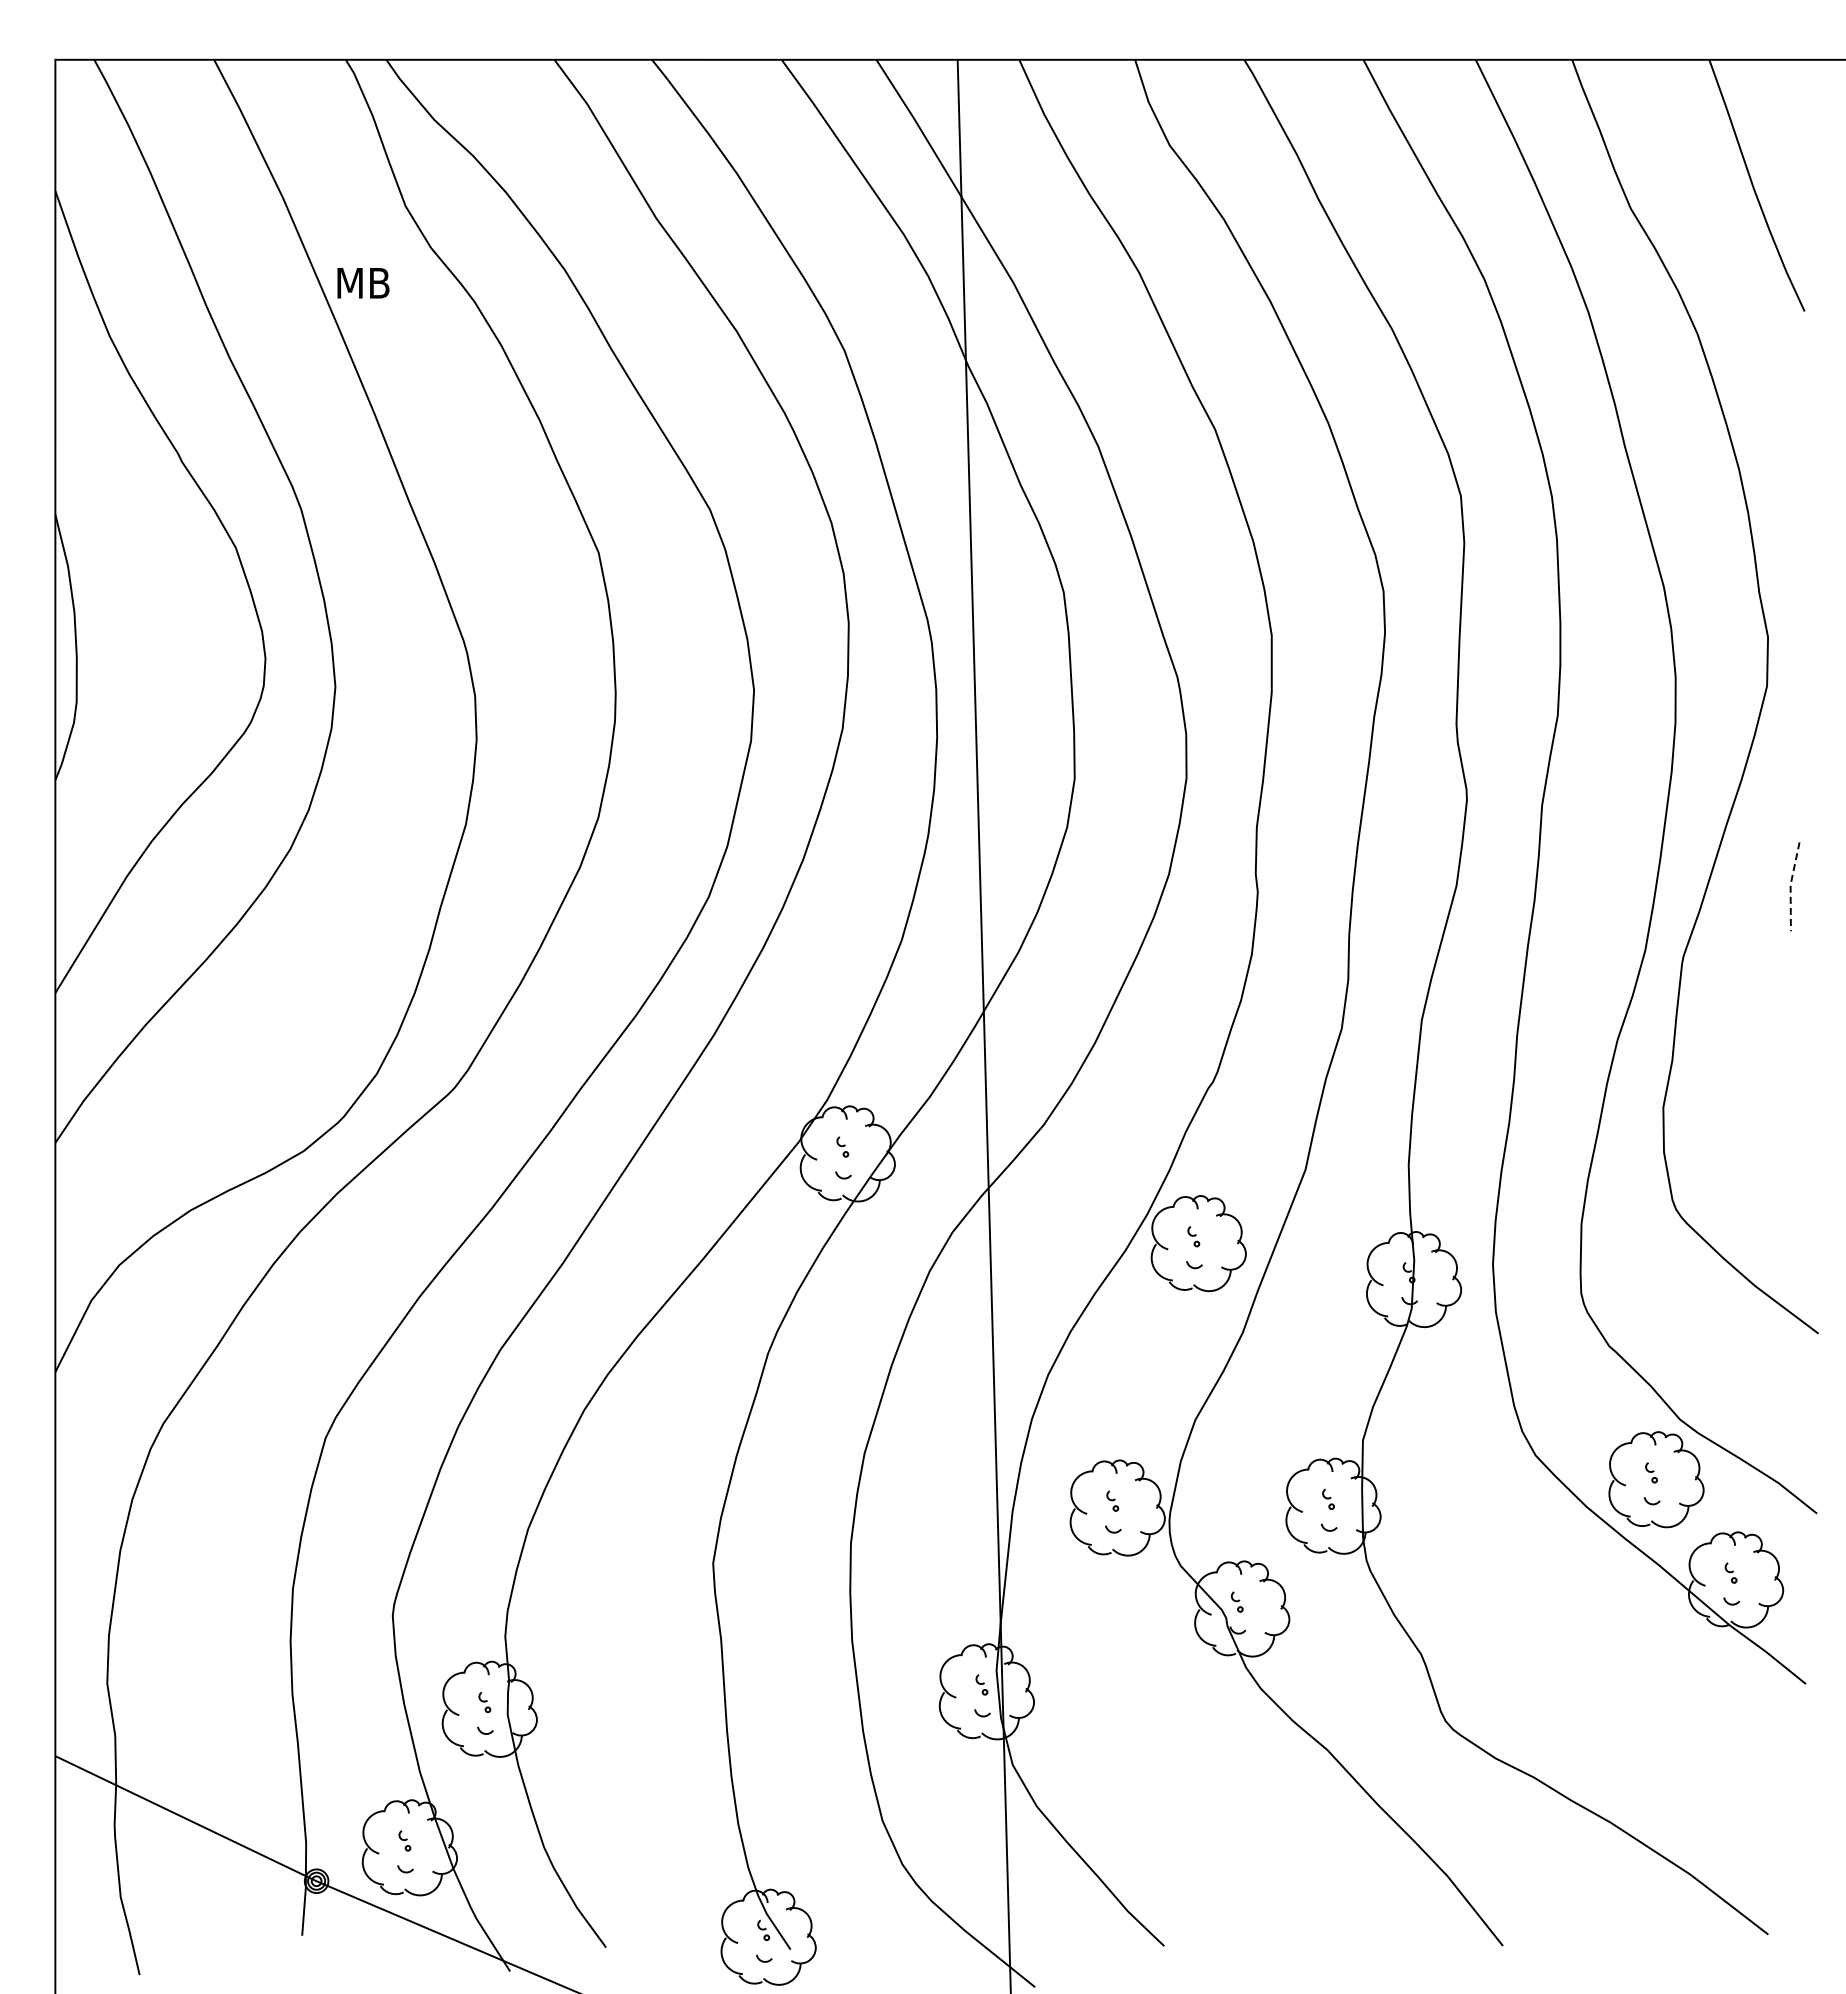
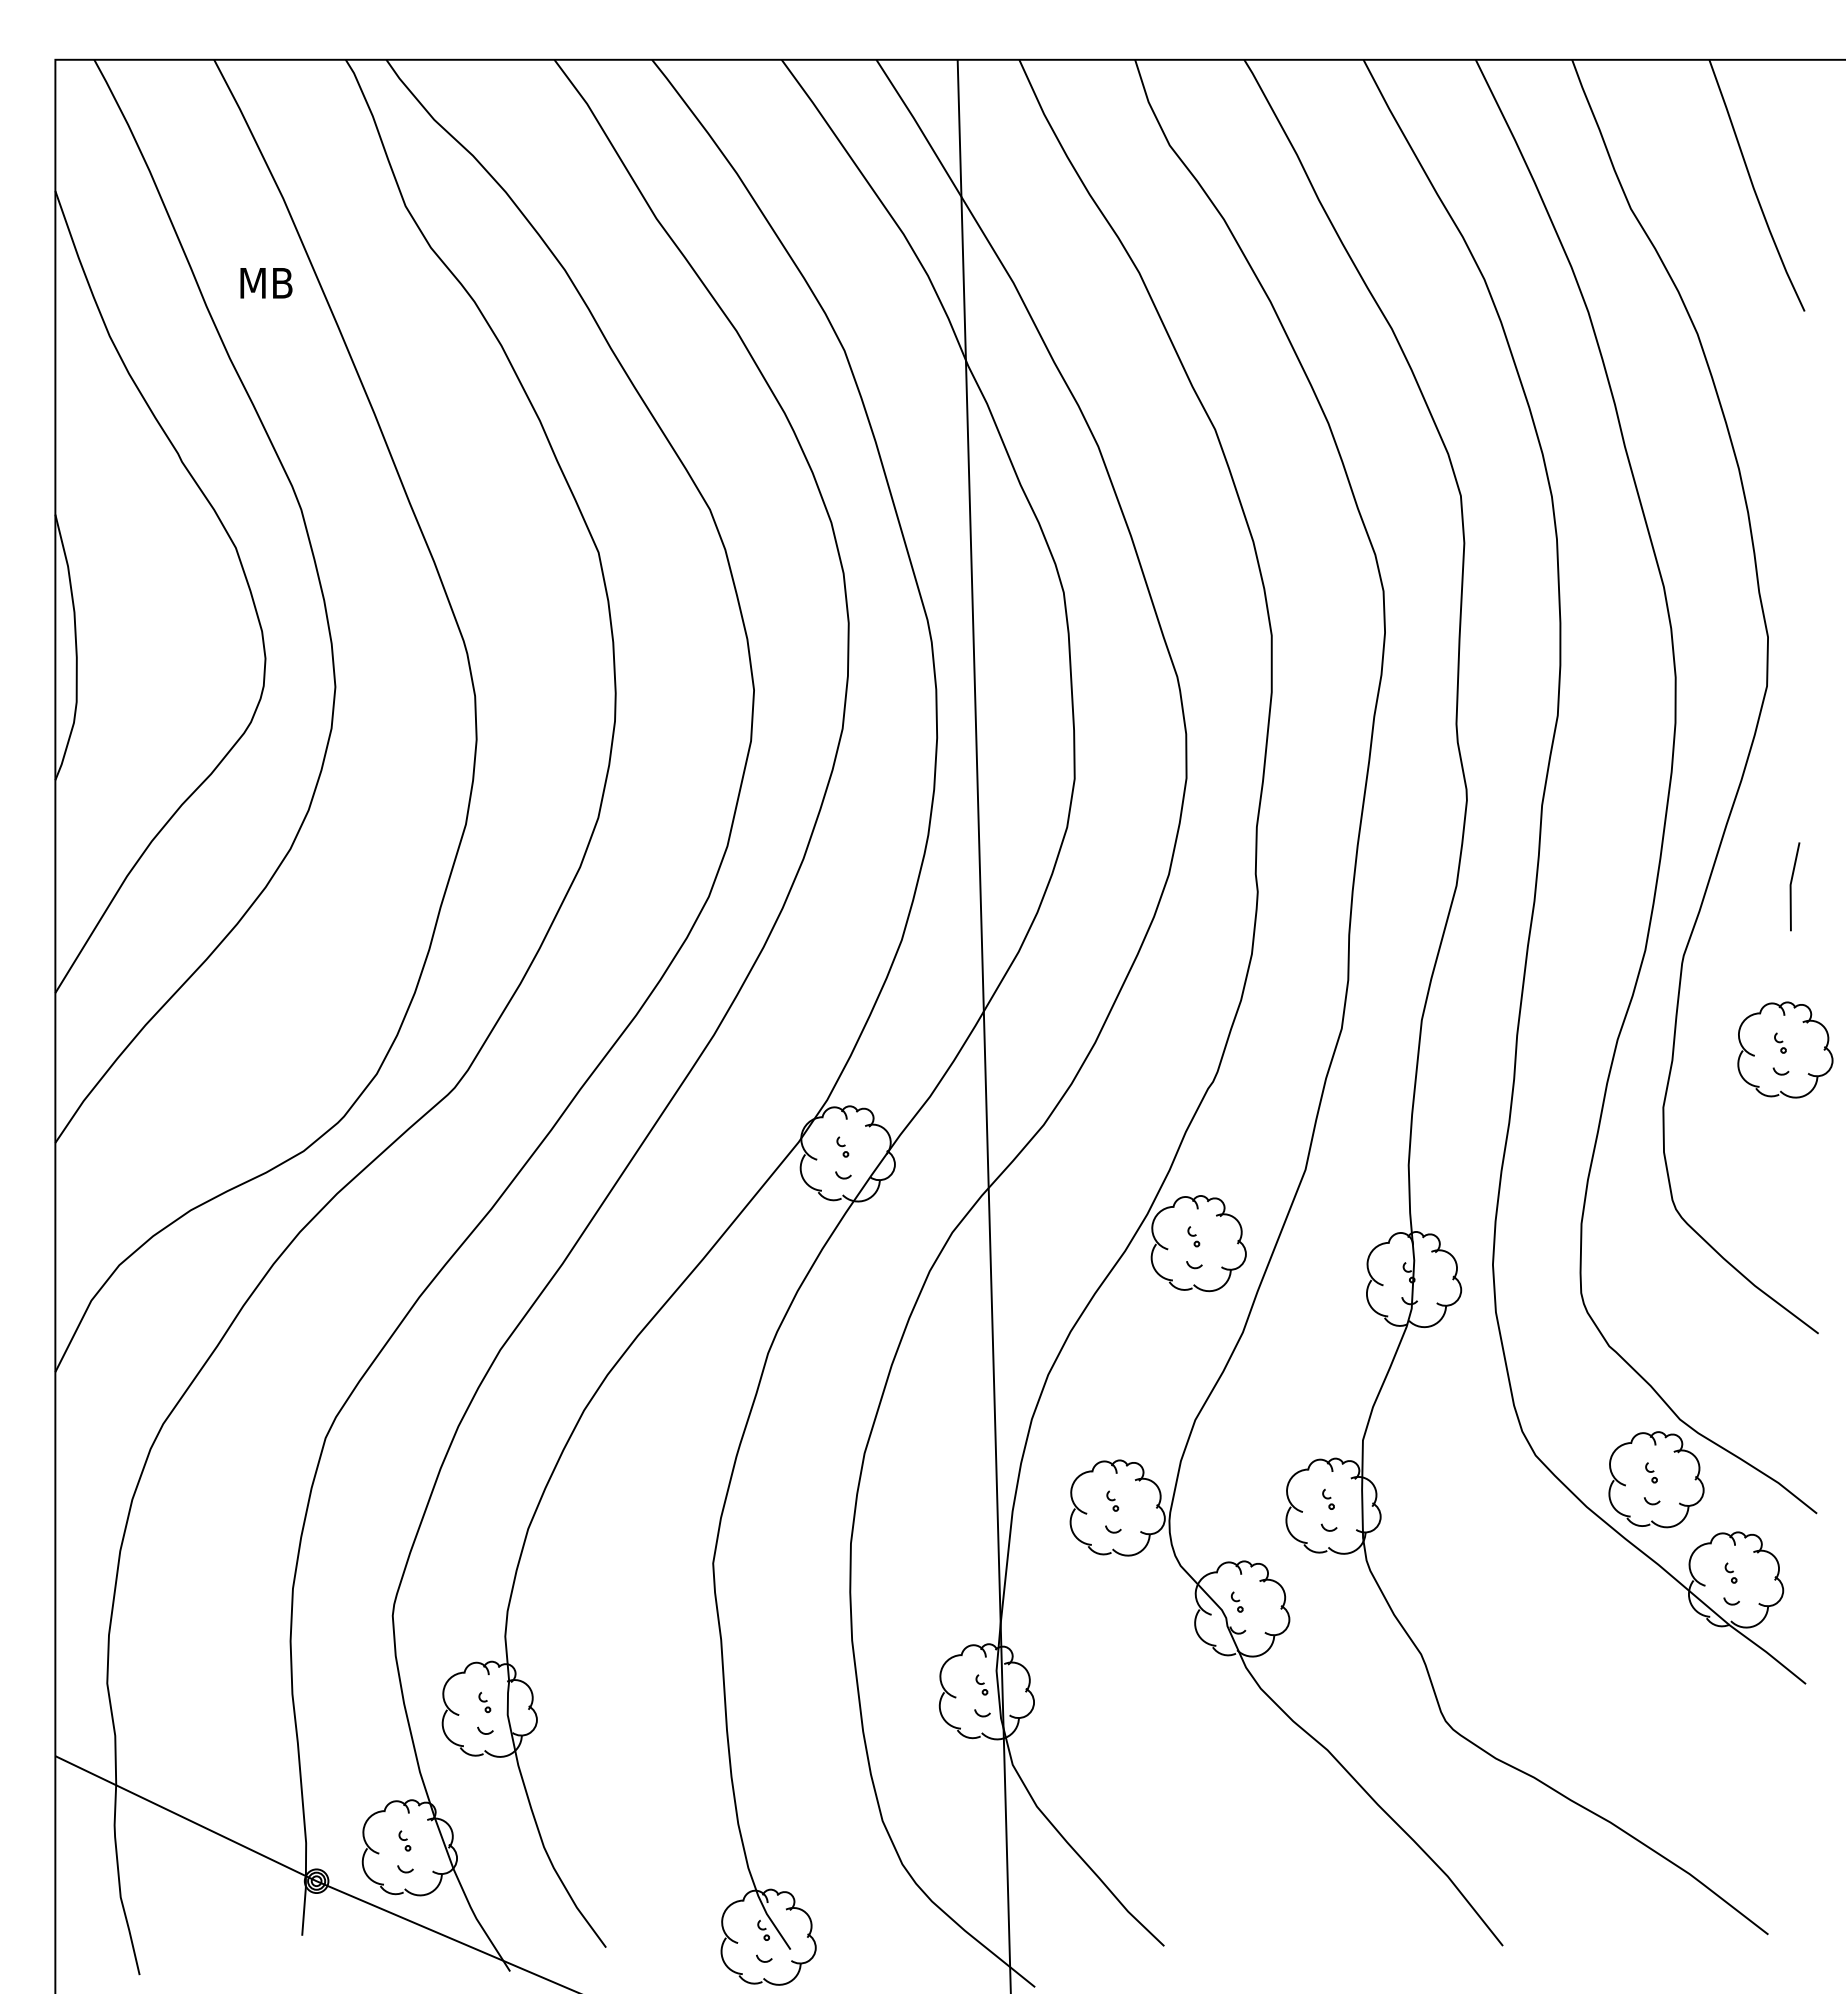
text position: (363, 283) -> (266, 283) (266, 283)
line: dashed -> solid (1790, 885)
part: none -> present (1785, 1049)
